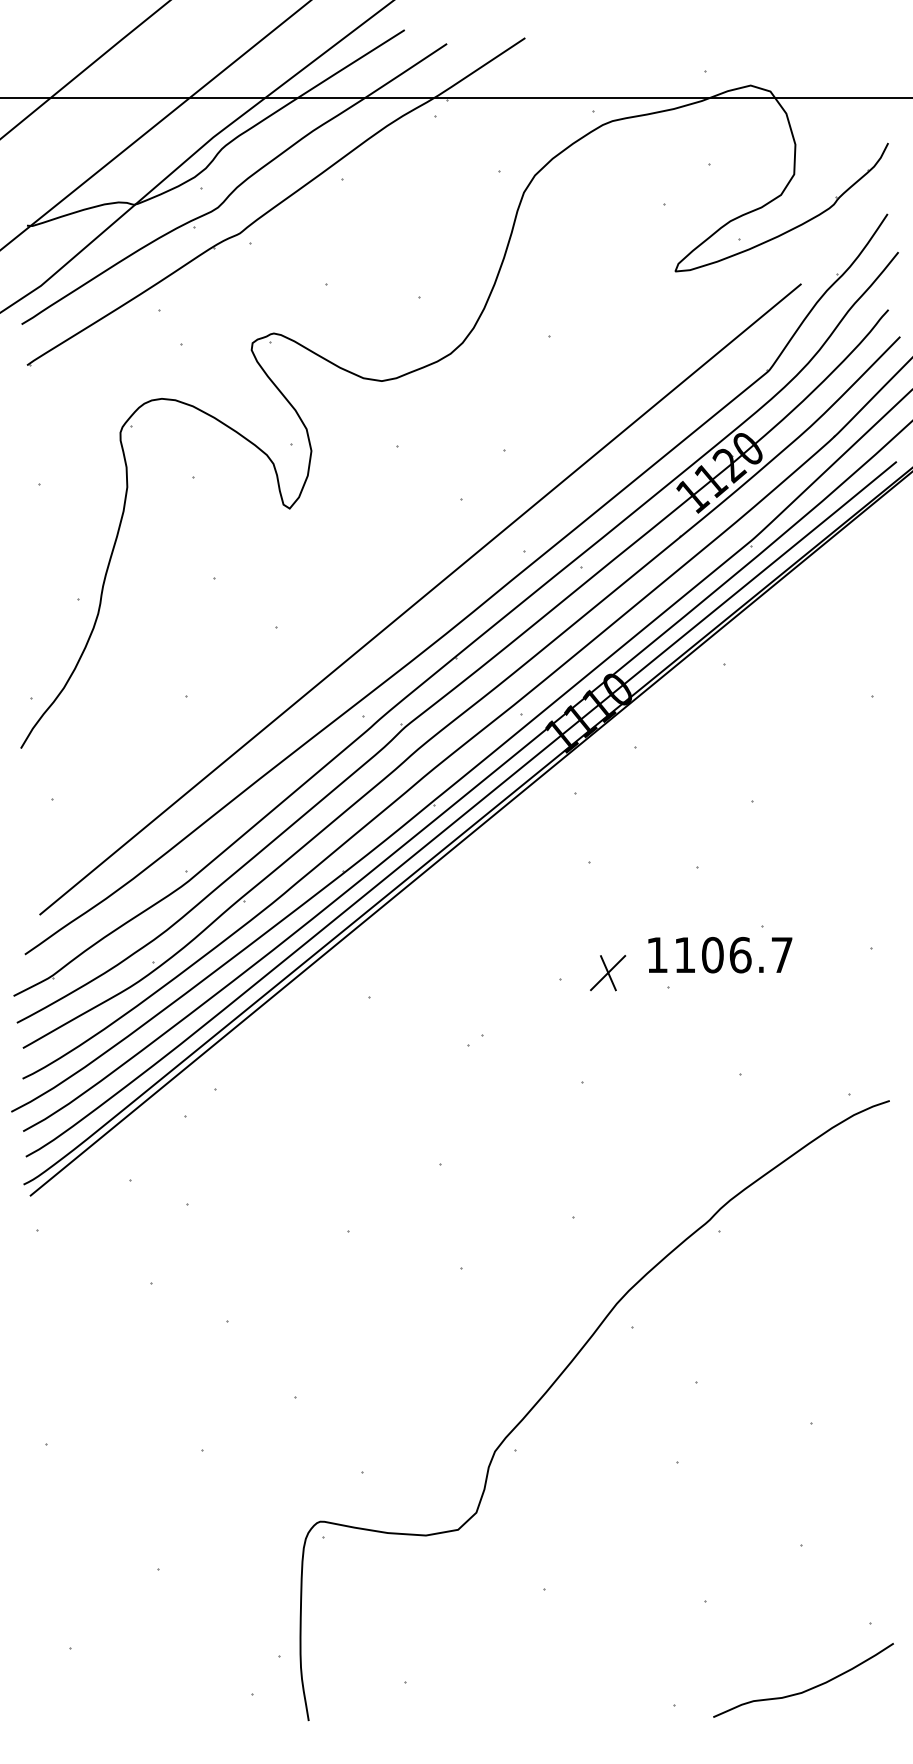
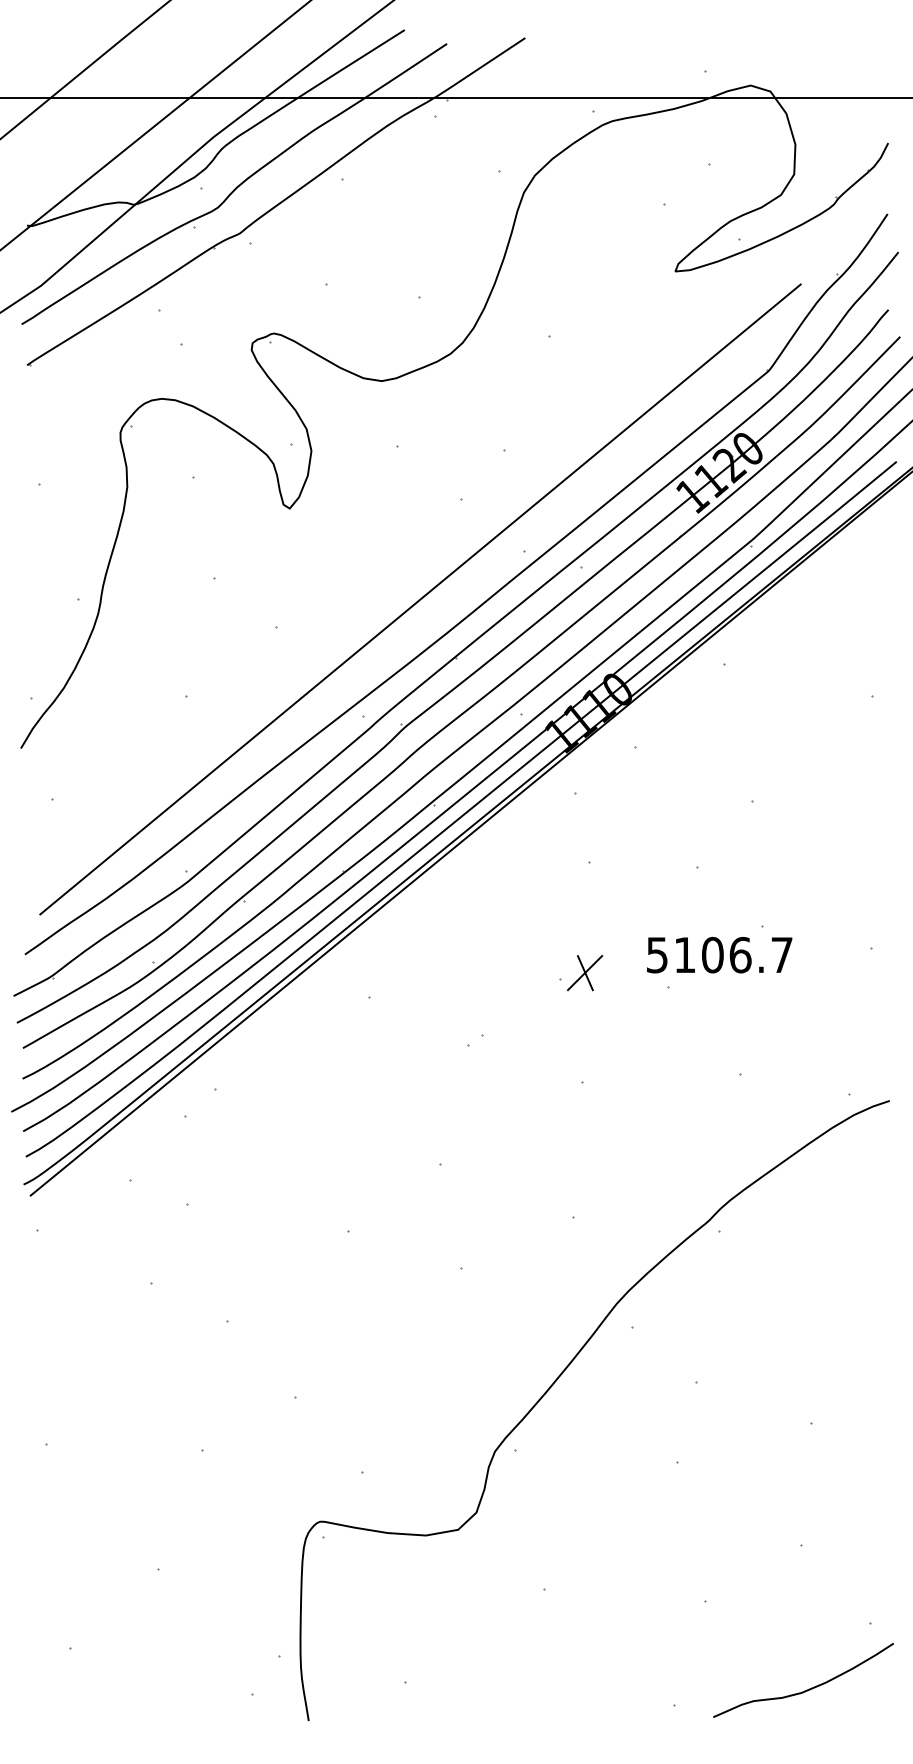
text: 1106.7 -> 5106.7 (657, 955)
part position: (608, 973) -> (585, 973) (585, 973)
